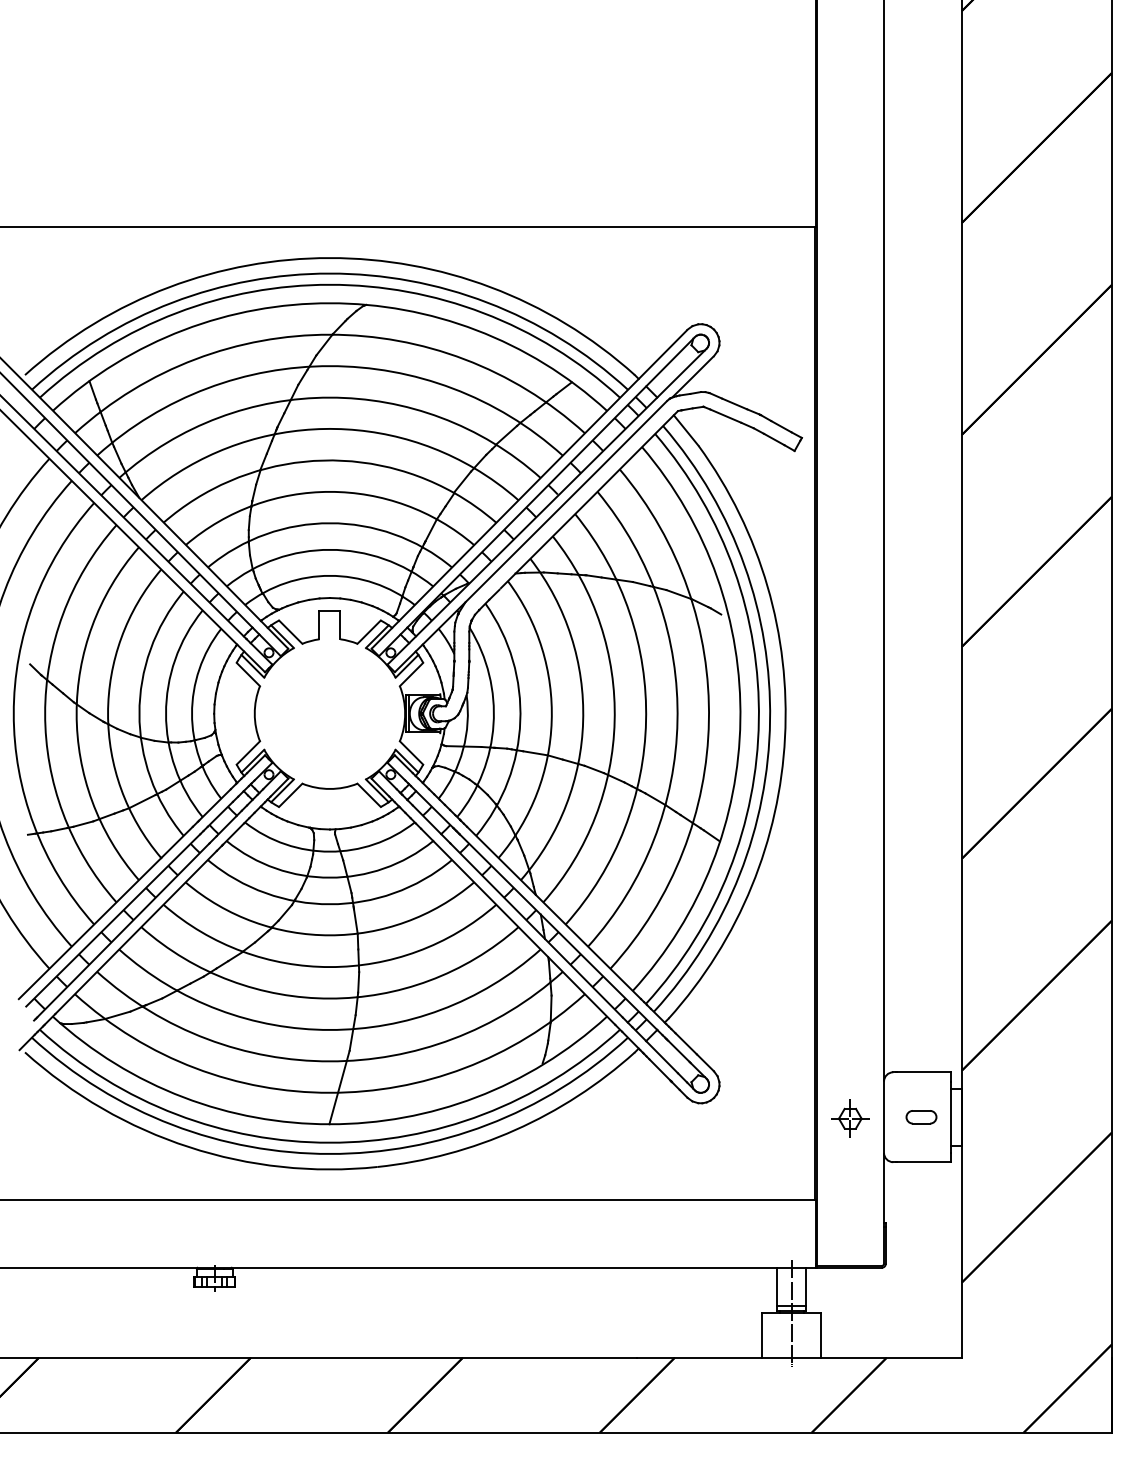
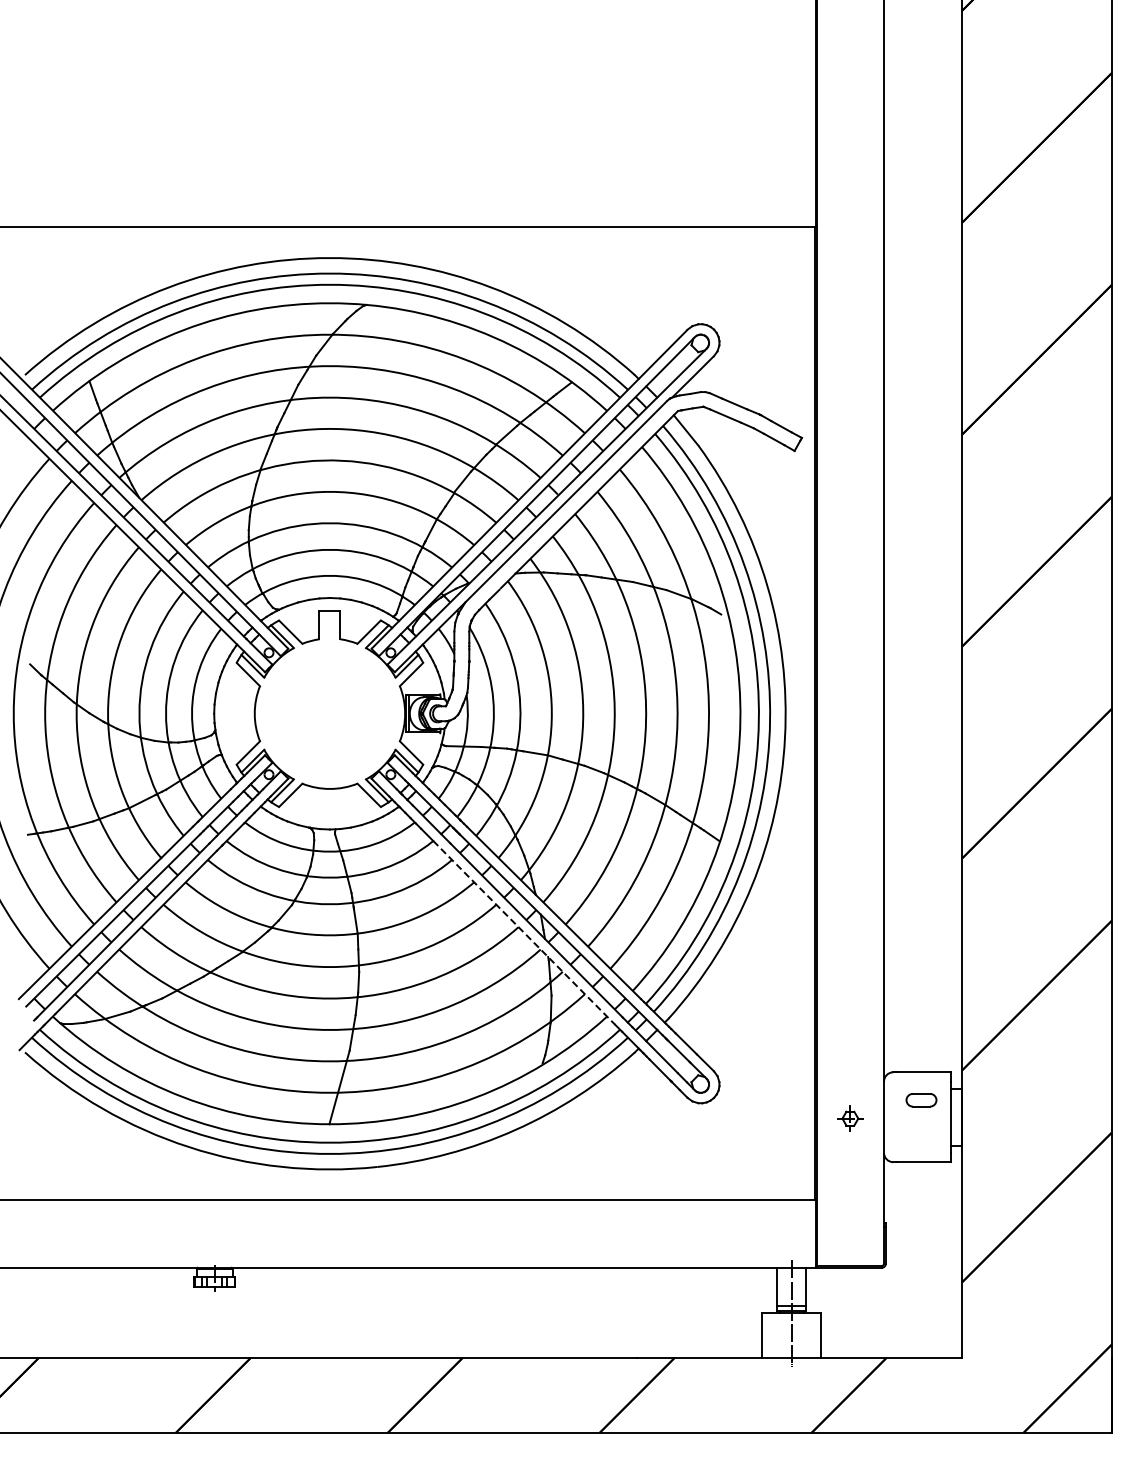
line: solid -> dashed (524, 933)
part position: (921, 1117) -> (921, 1100) (921, 1100)
part size: 39x39 px -> 27x27 px (850, 1118)
